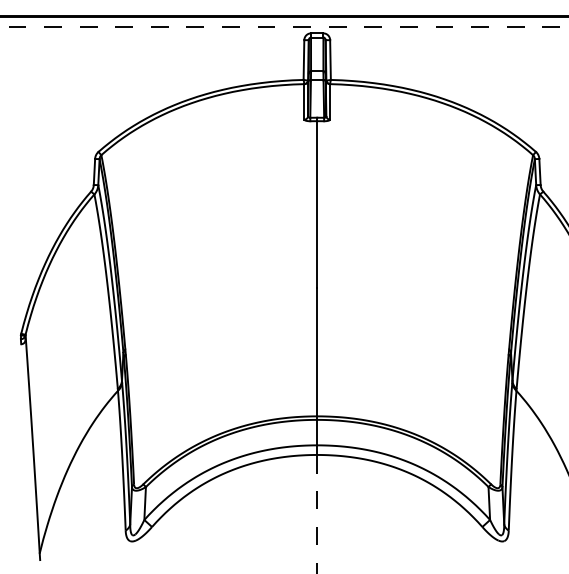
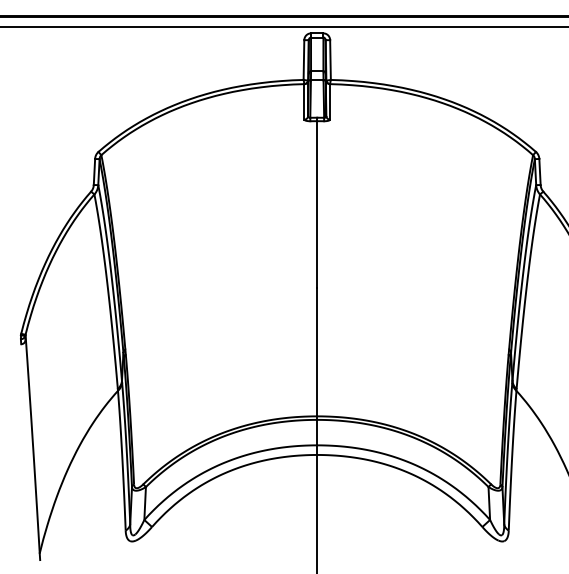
line: dashed -> solid (284, 26)
line: dashed -> solid (317, 513)
